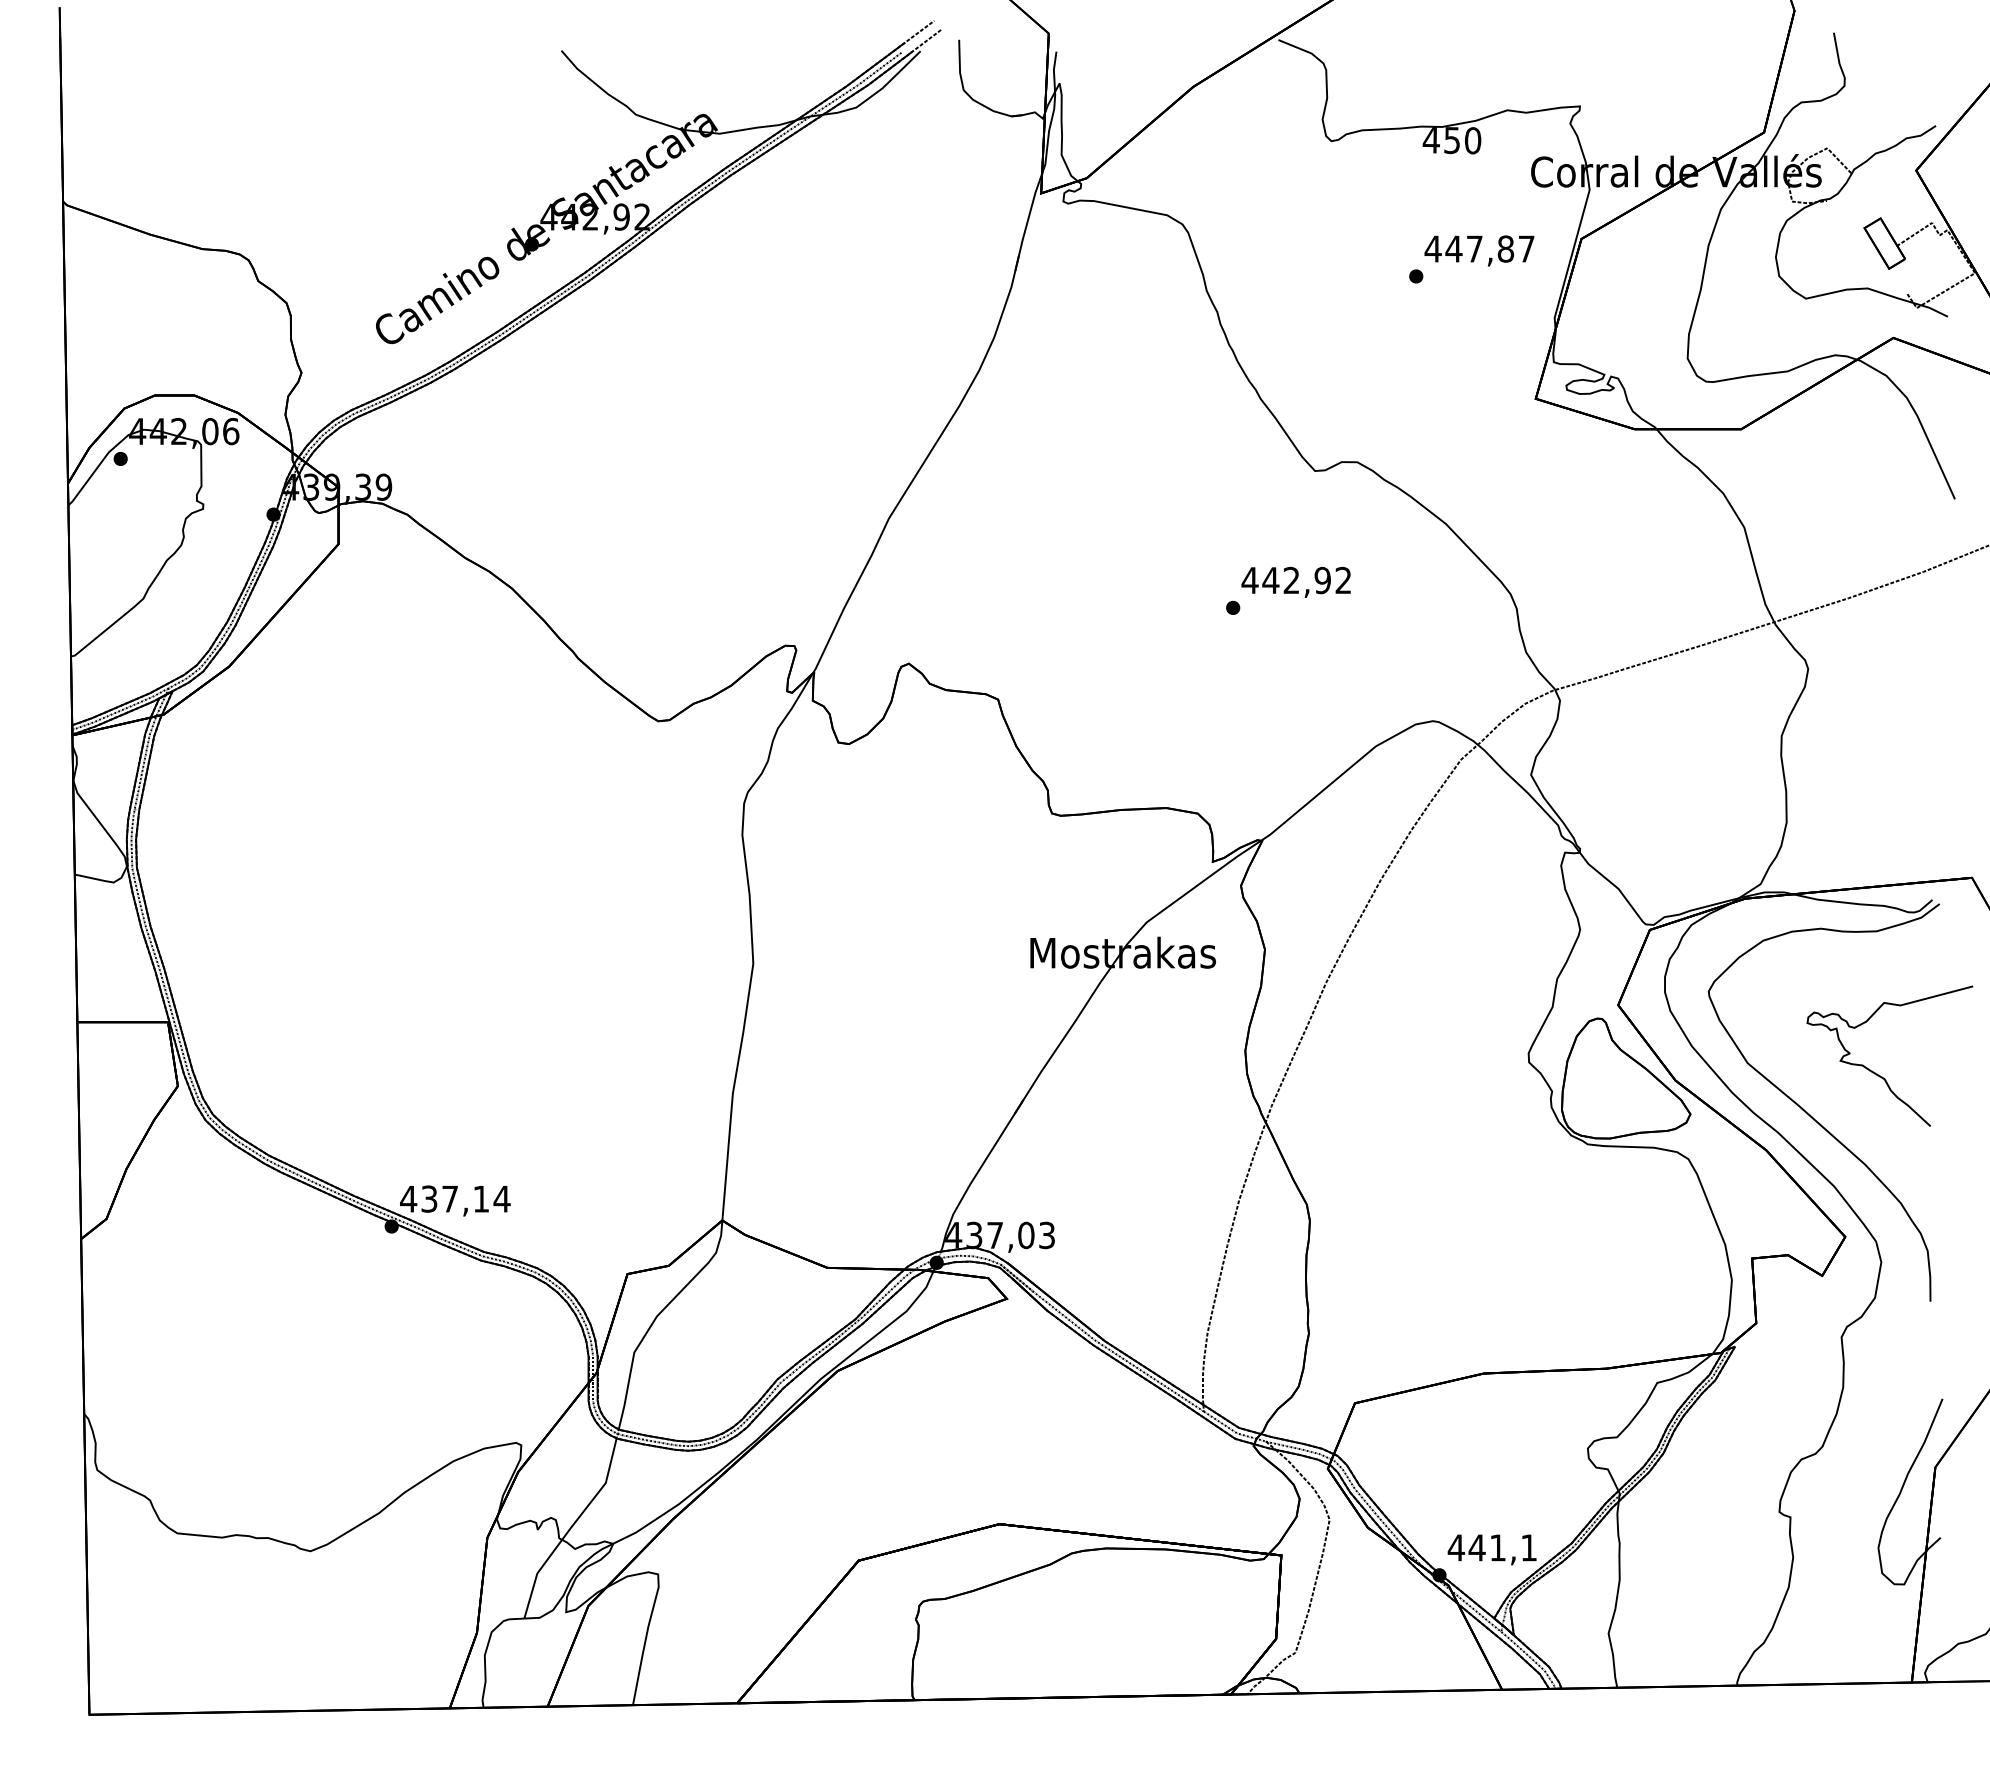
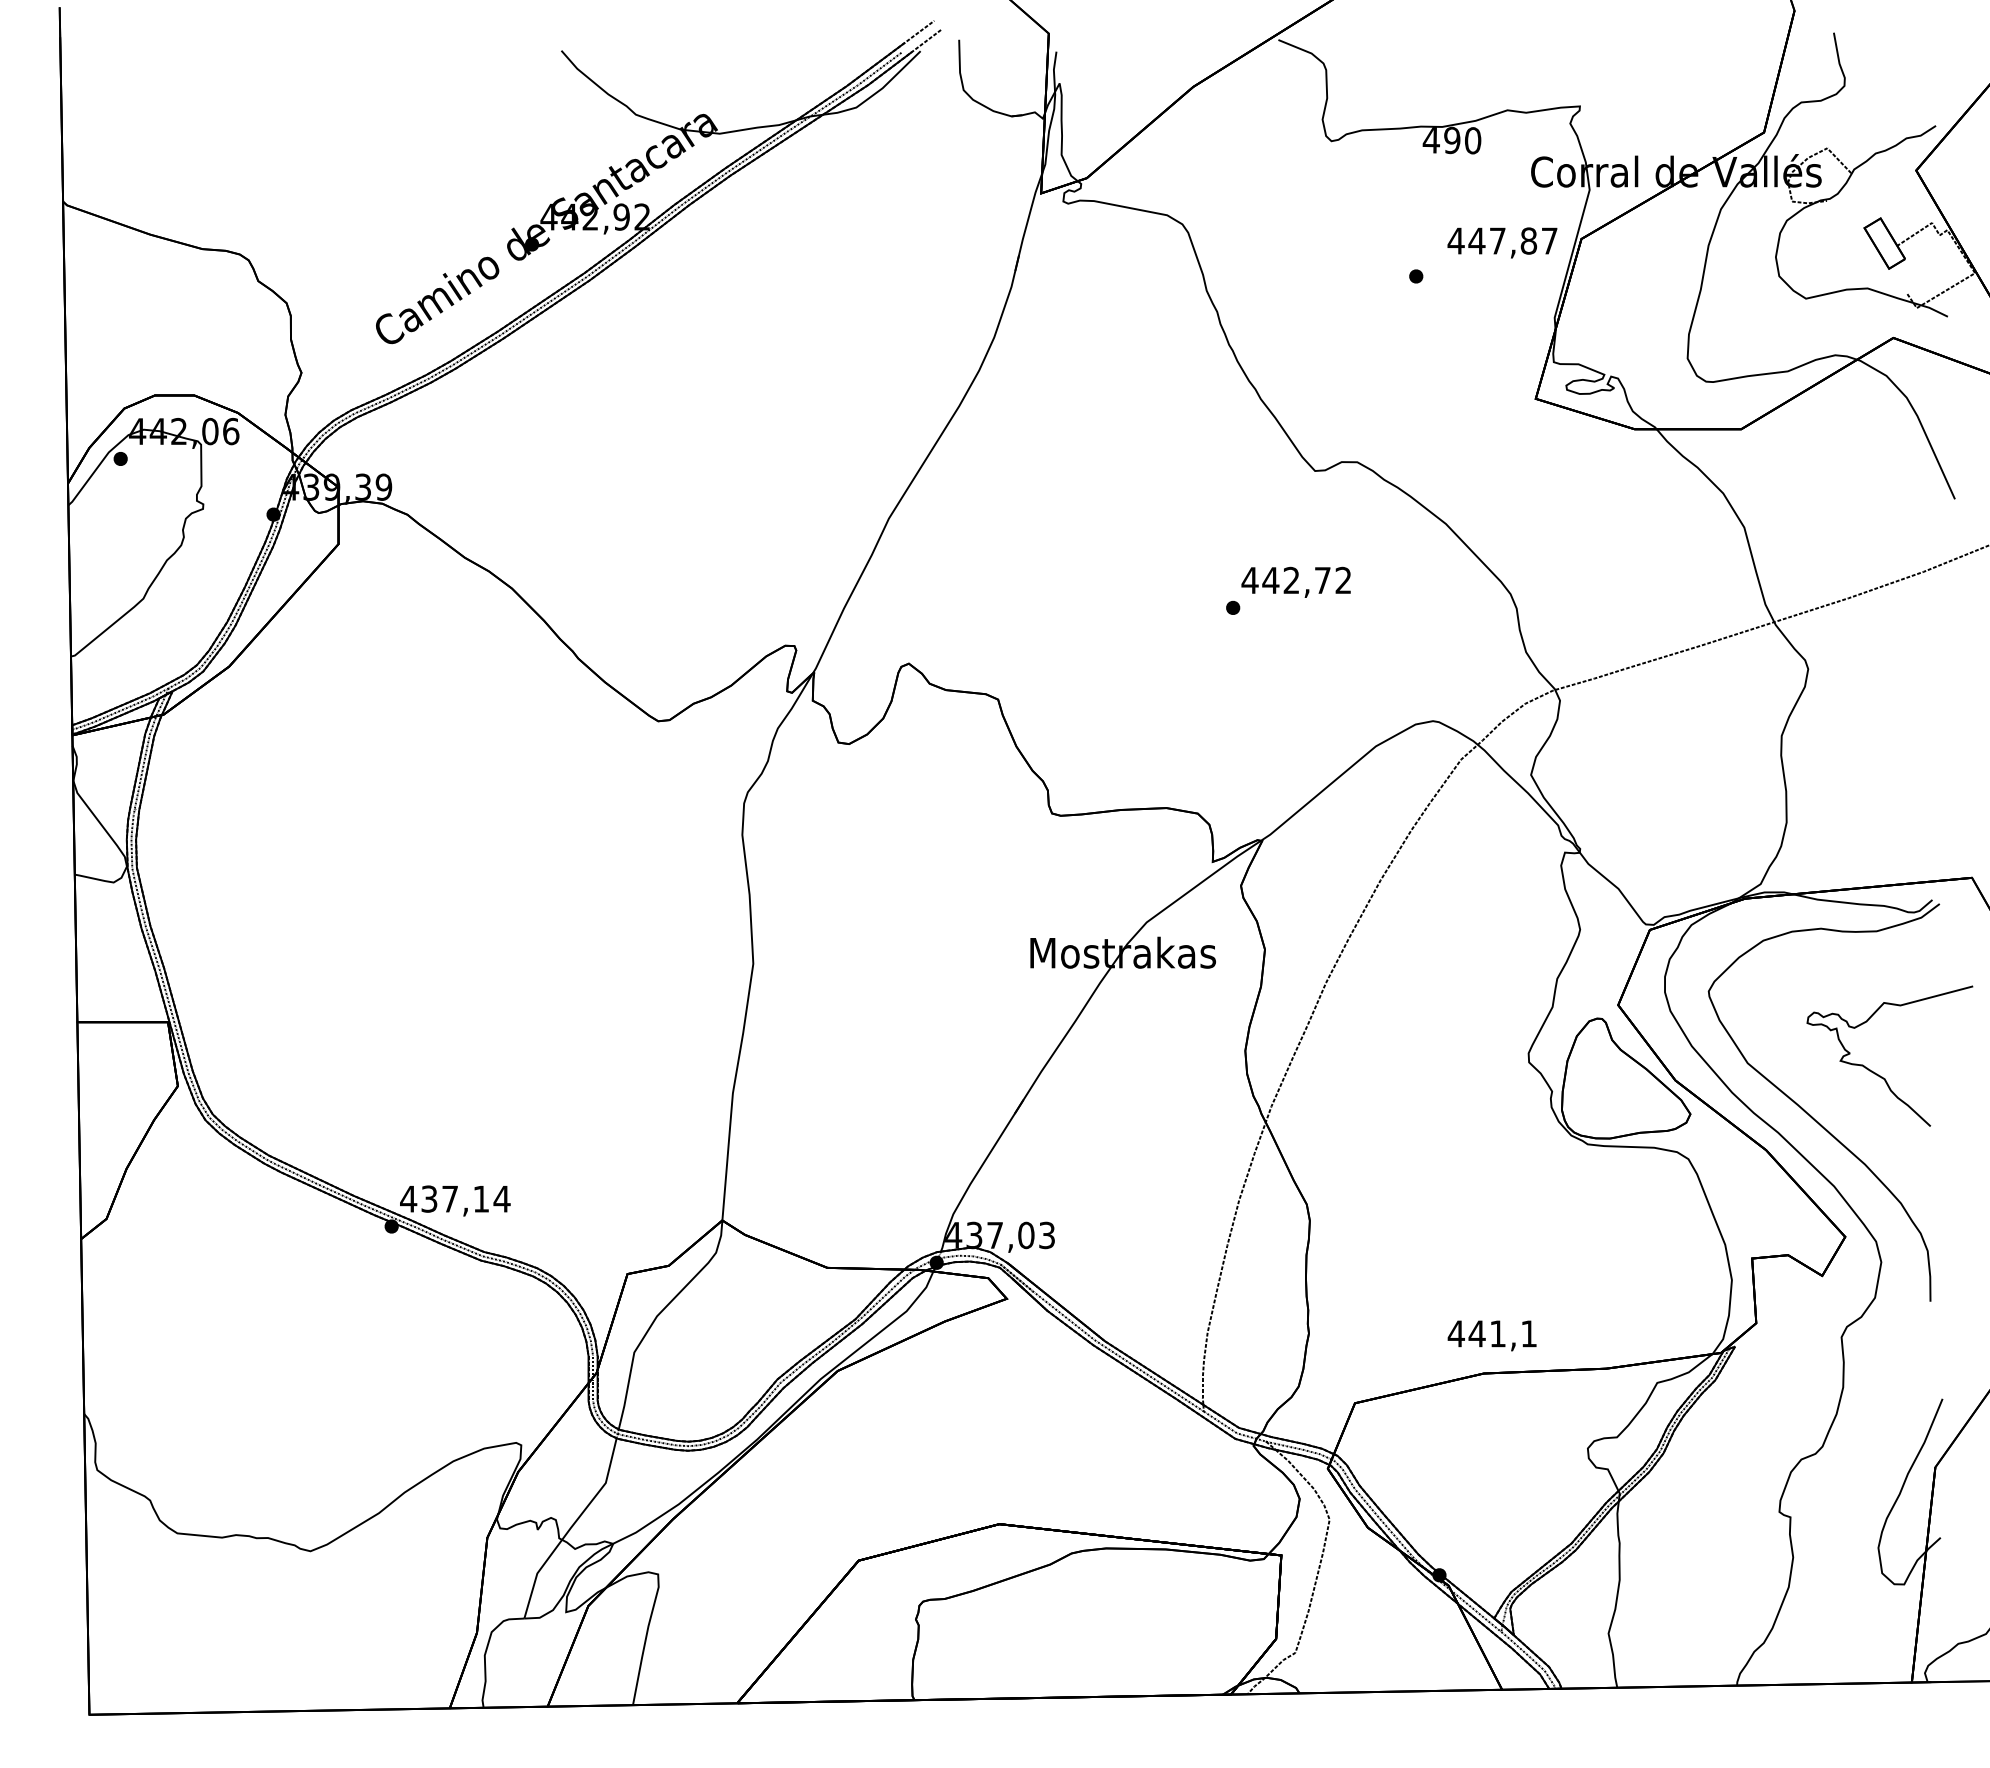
text: 450 -> 490 (1452, 139)
text position: (1479, 250) -> (1502, 242) (1502, 242)
text: 442,92 -> 442,72 (1322, 580)
text position: (1491, 1549) -> (1491, 1335) (1491, 1335)
